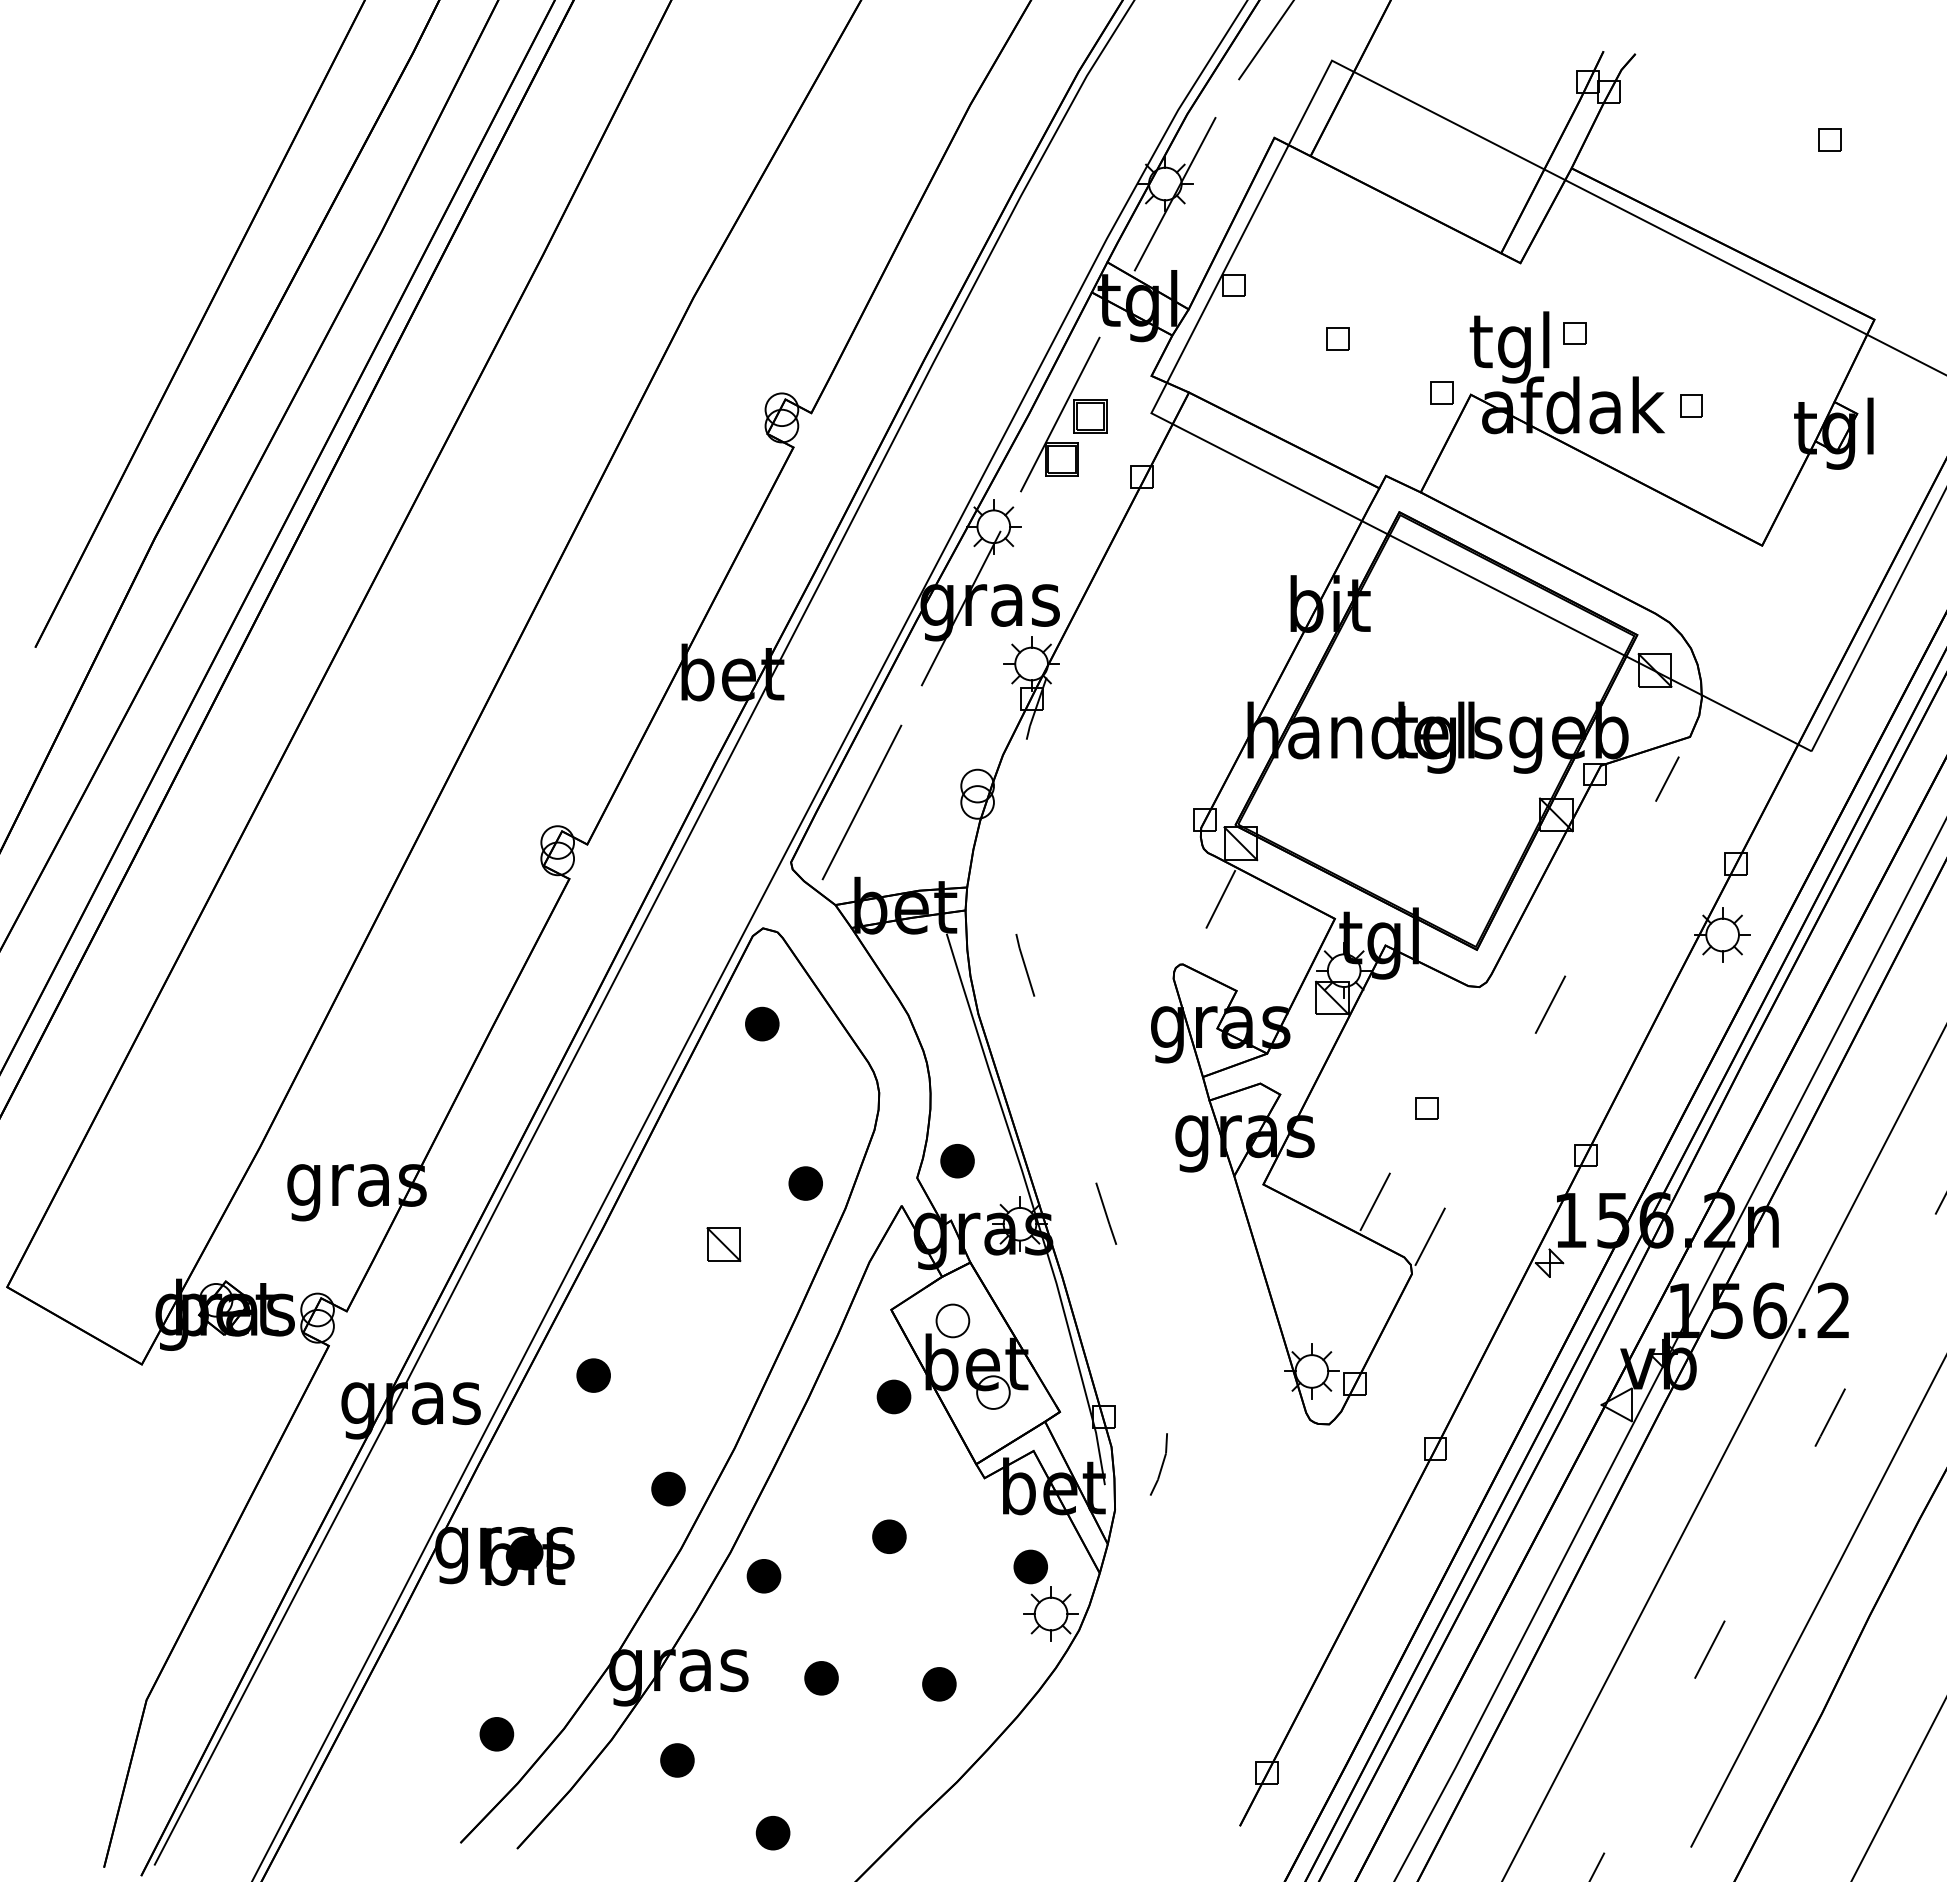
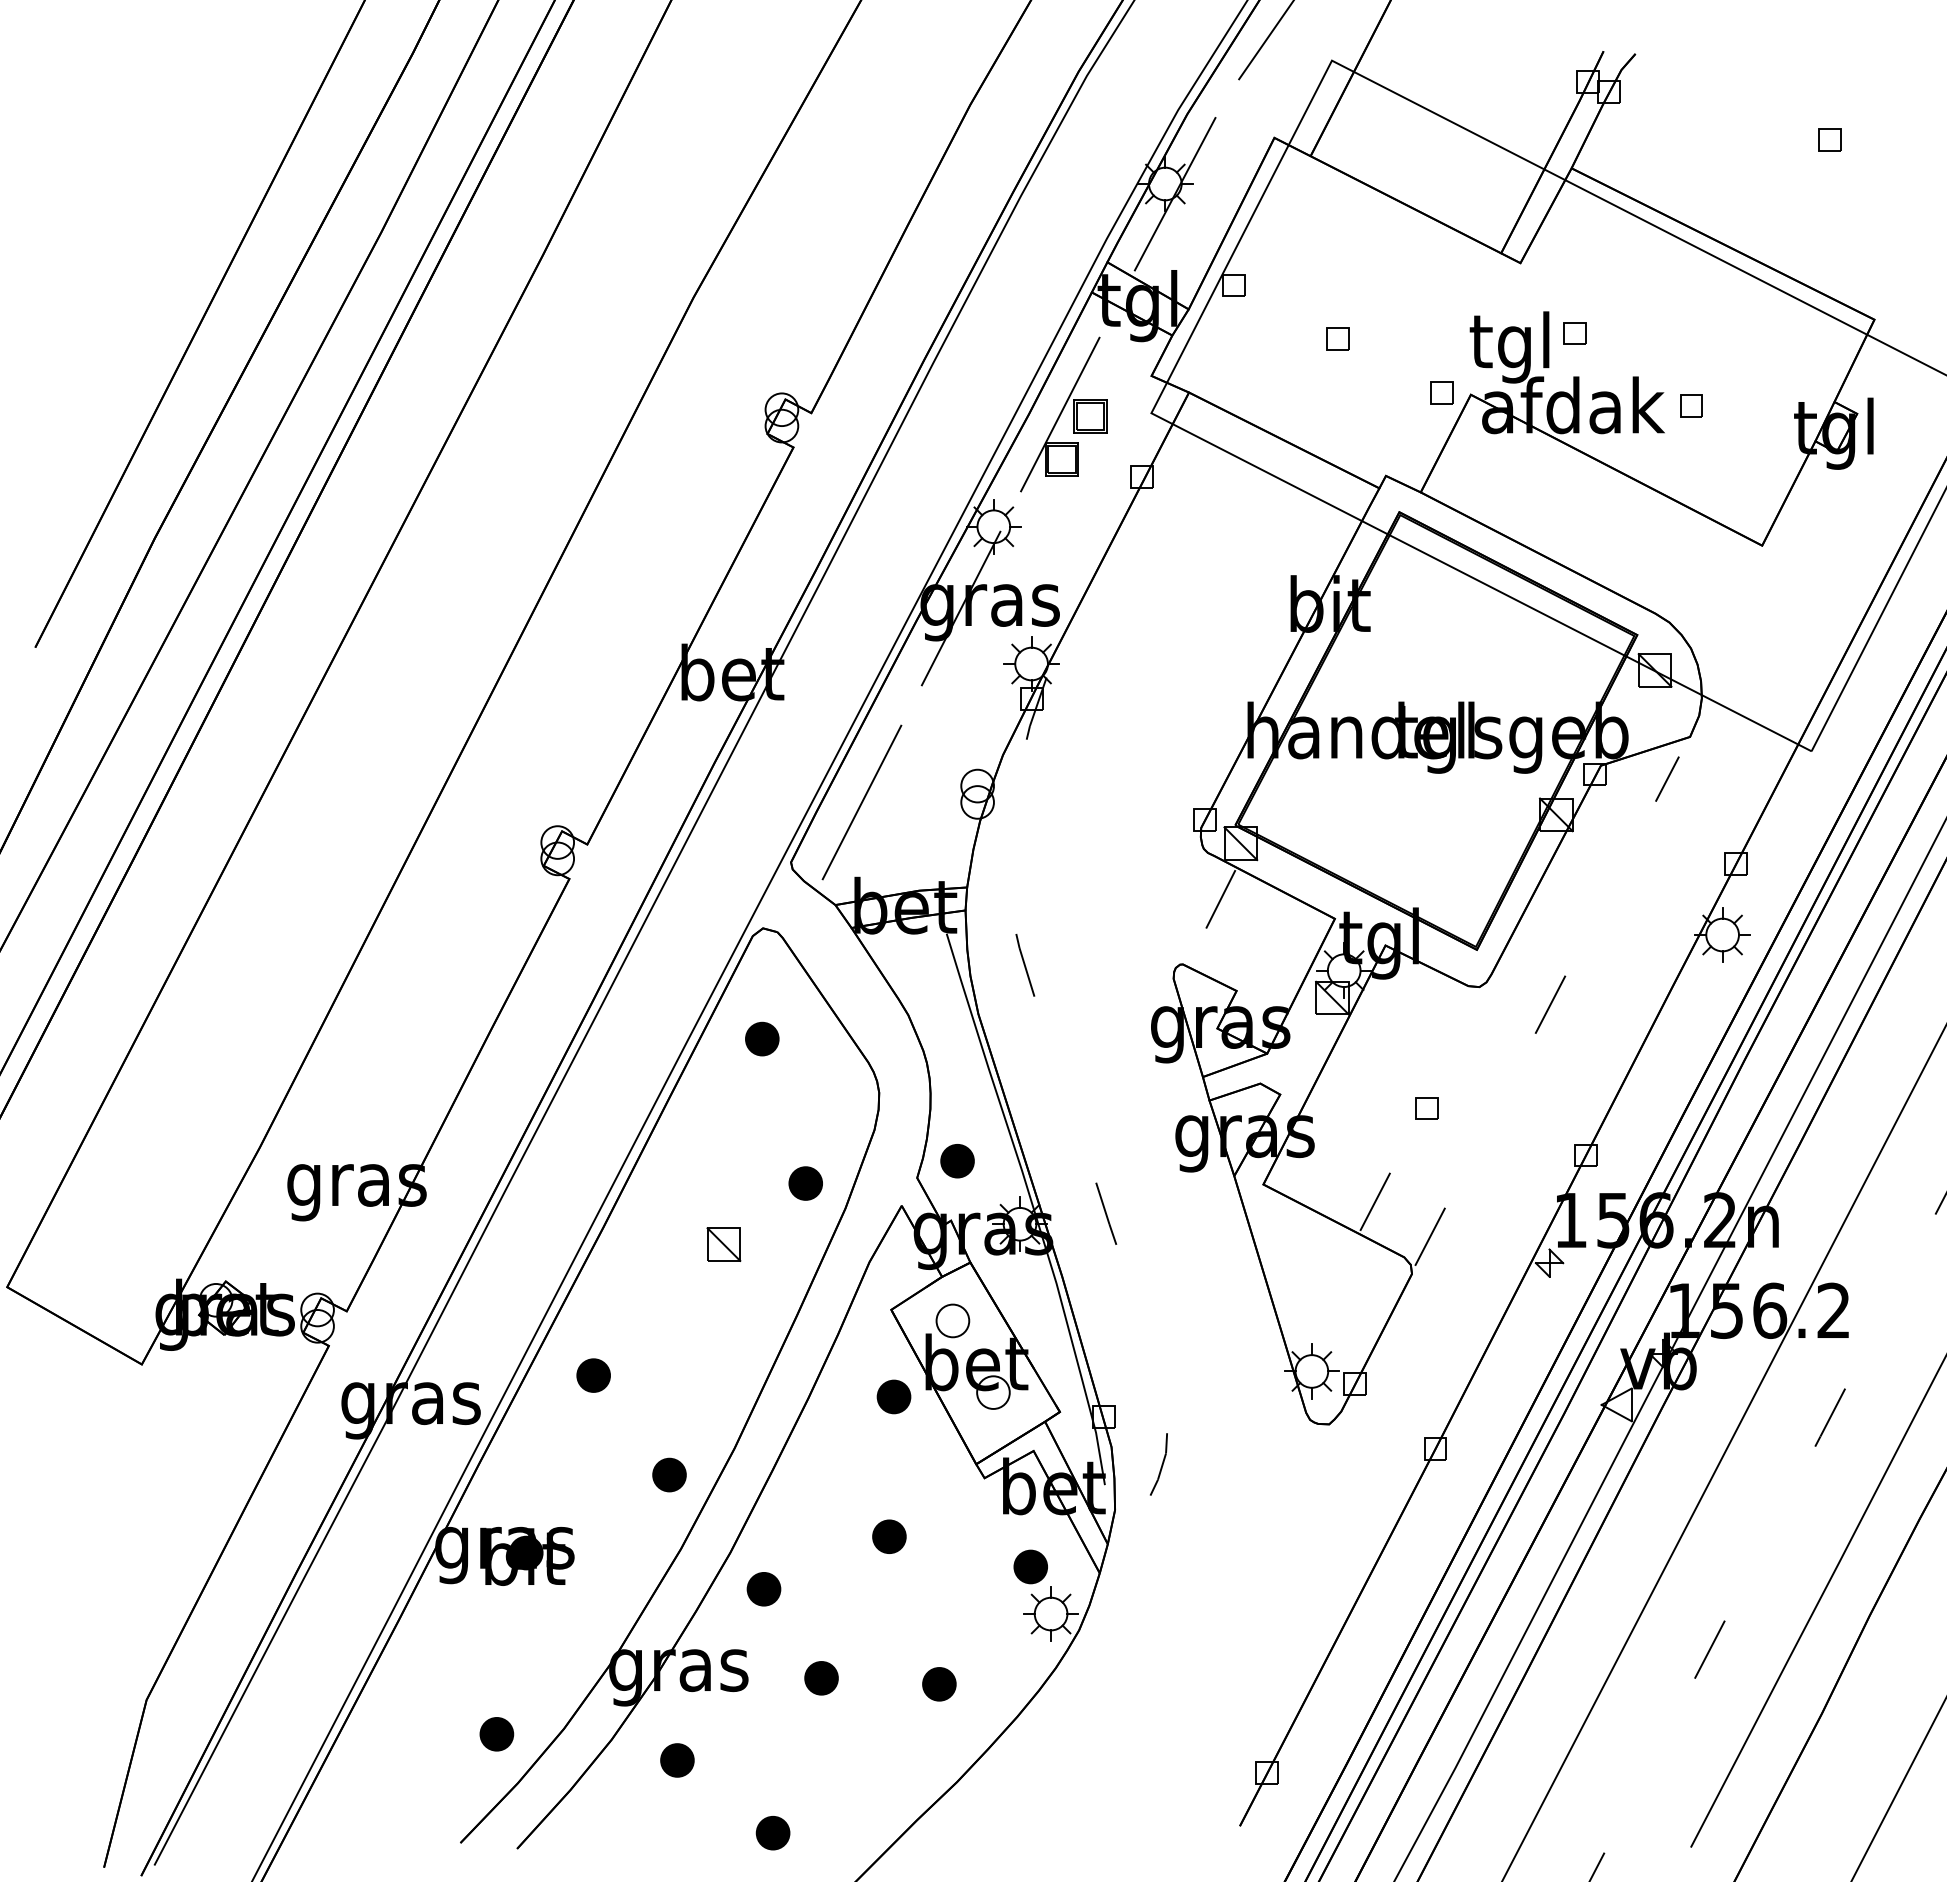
part position: (762, 1023) -> (762, 1038) (762, 1038)
part position: (668, 1488) -> (669, 1474) (669, 1474)
part position: (763, 1576) -> (763, 1589) (763, 1589)
